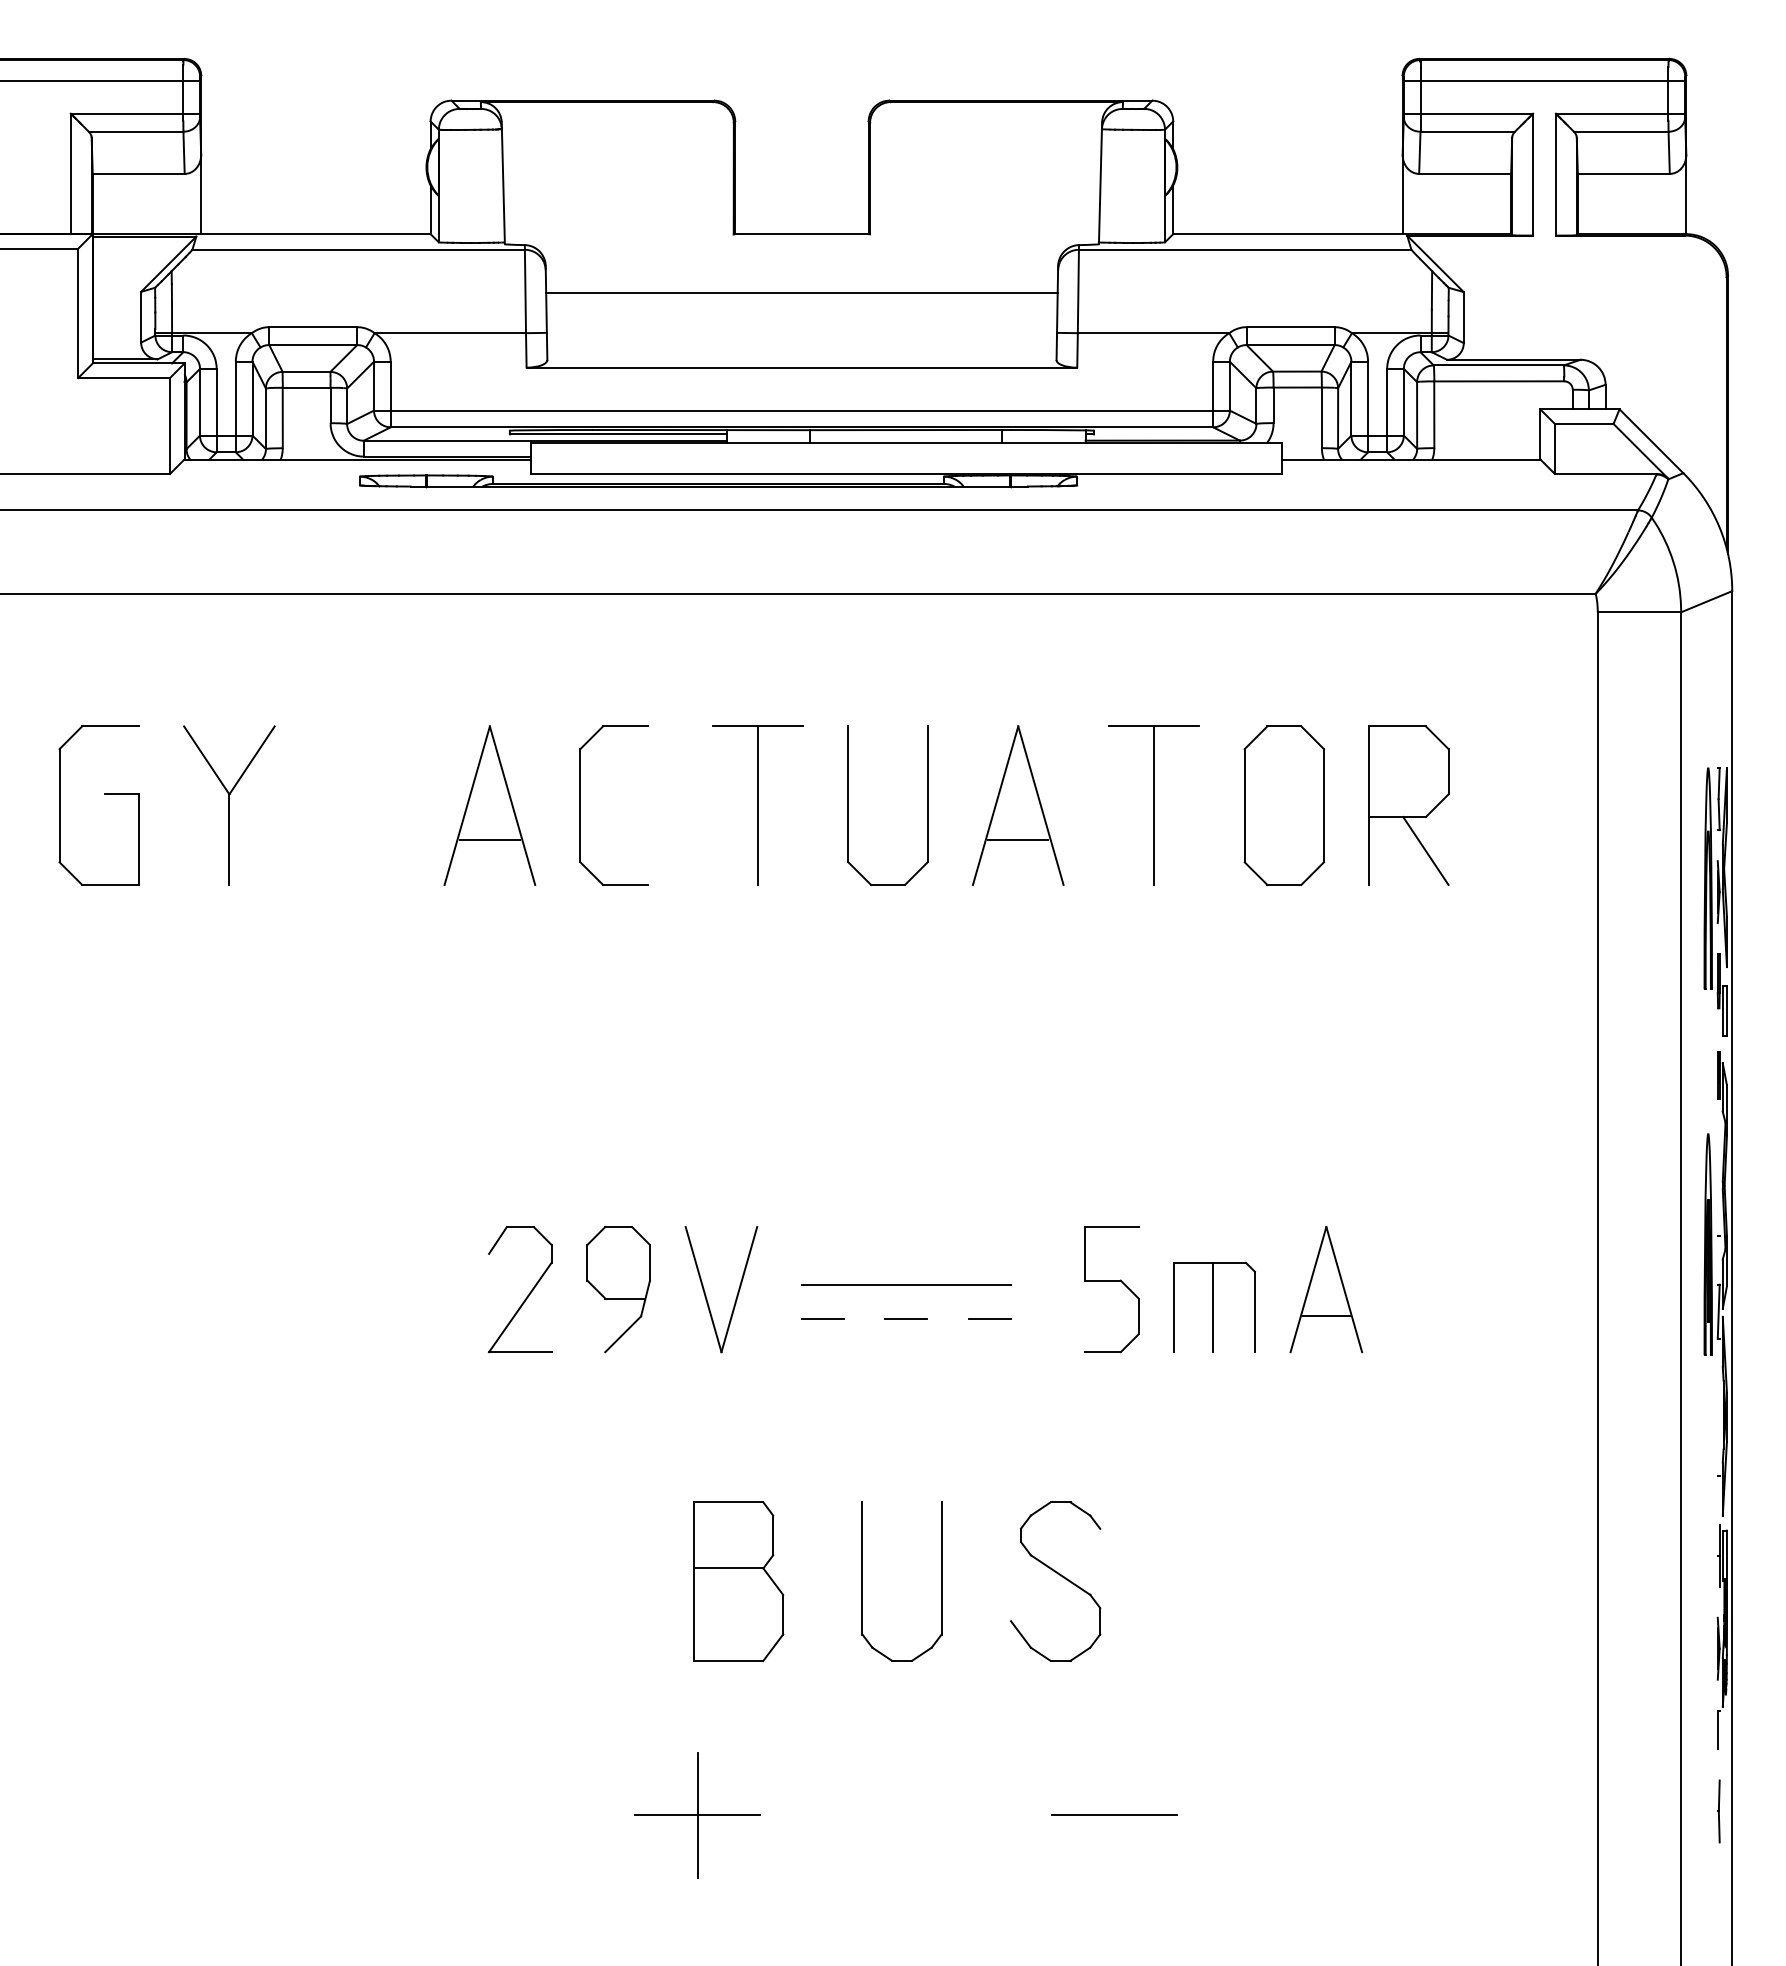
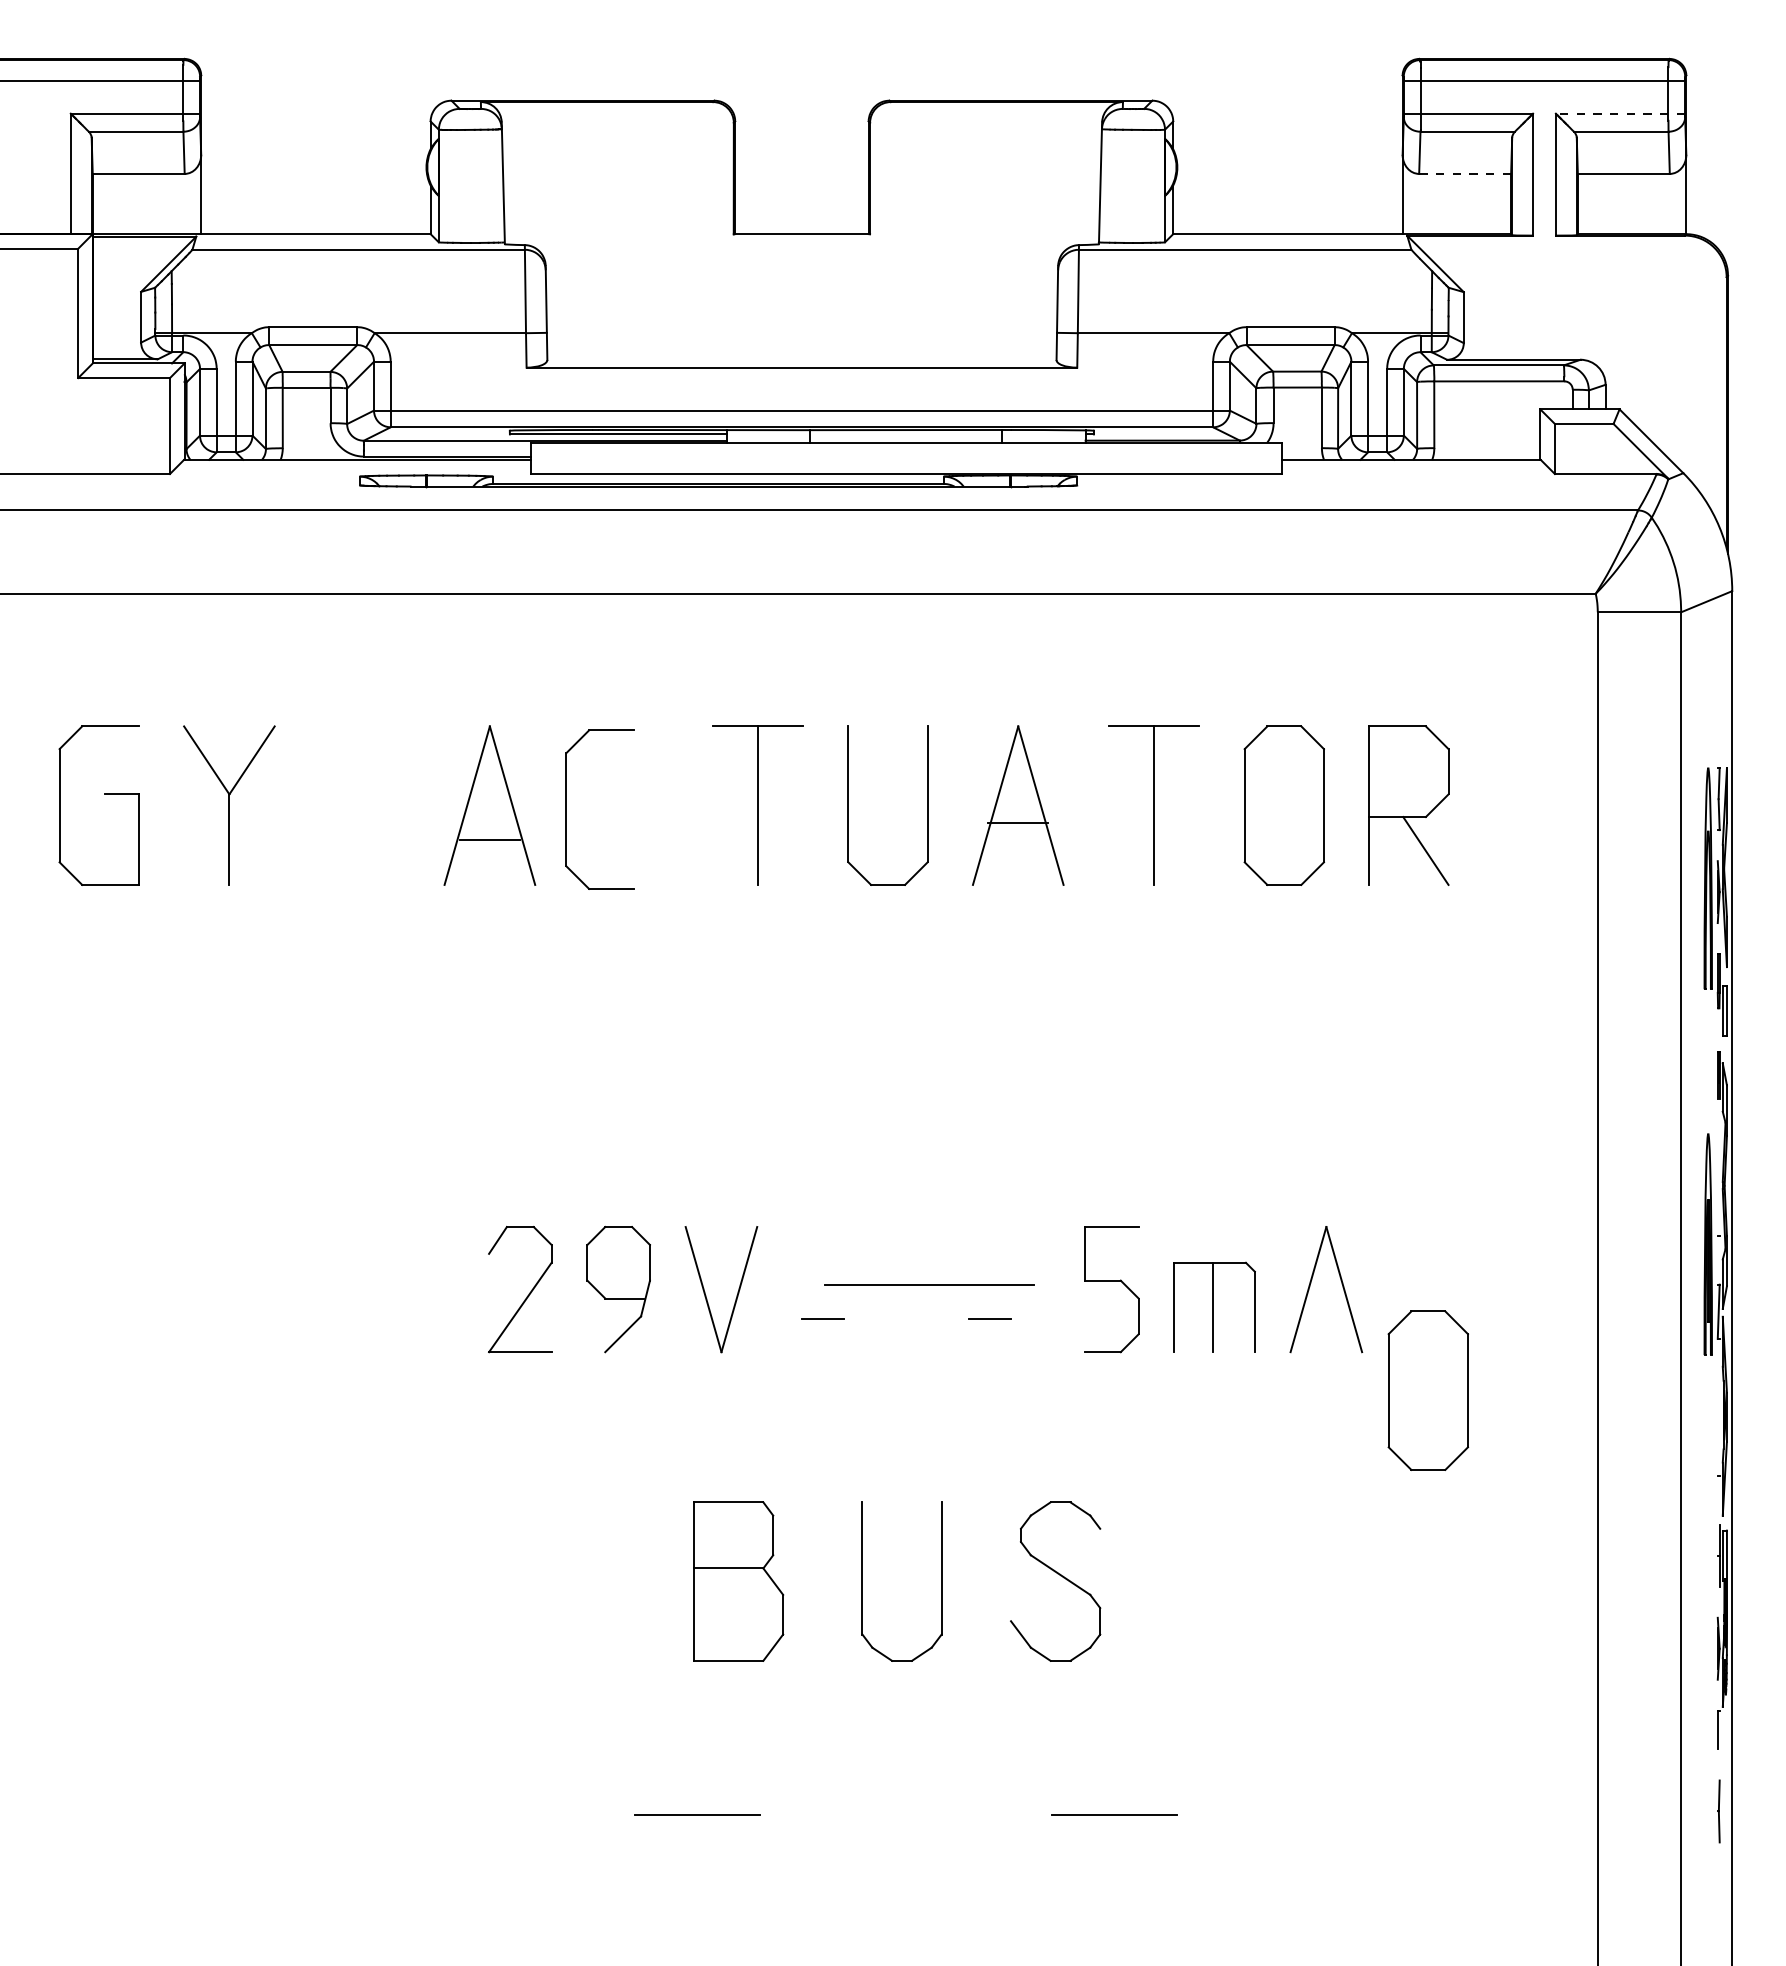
line: solid -> dashed (1620, 113)
line: solid -> dashed (1465, 173)
line: present -> none (801, 292)
part position: (580, 805) -> (566, 809) (566, 809)
line position: (1018, 839) -> (1018, 822) (1018, 822)
line position: (906, 1284) -> (929, 1284) (929, 1284)
line: present -> none (1326, 1316)
line: present -> none (906, 1318)
part: none -> present (1427, 1390)
line: present -> none (697, 1814)
